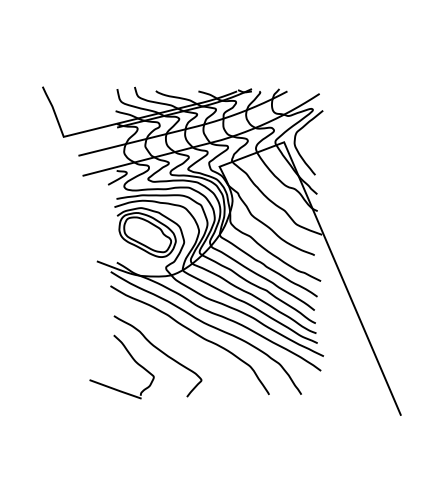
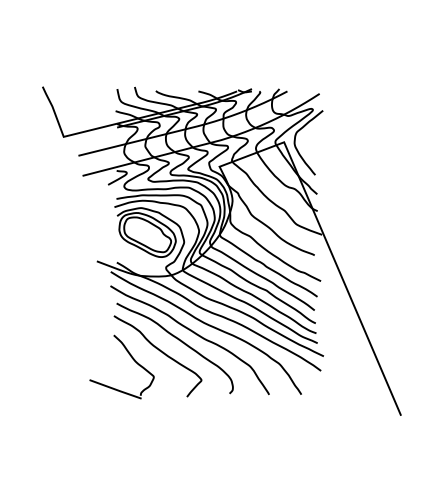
curve: none -> present (178, 340)
